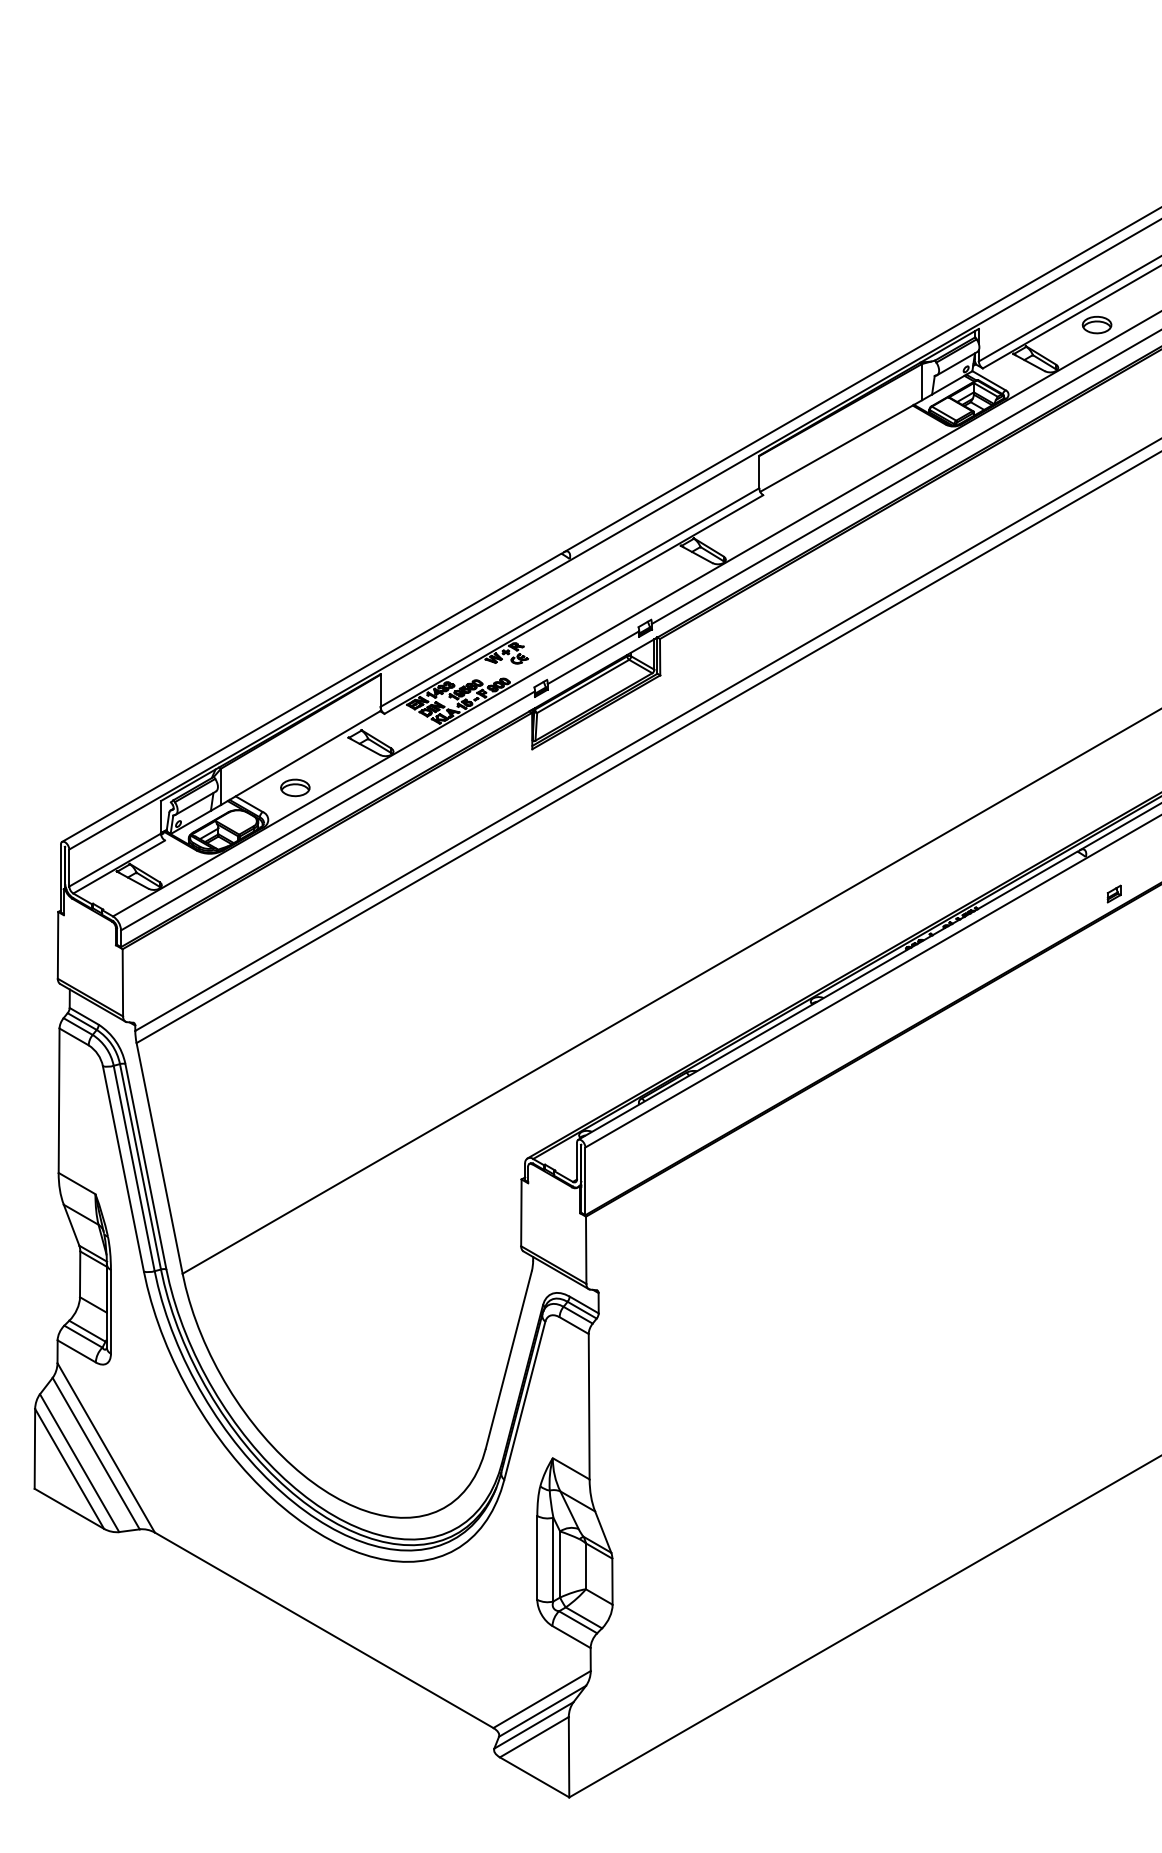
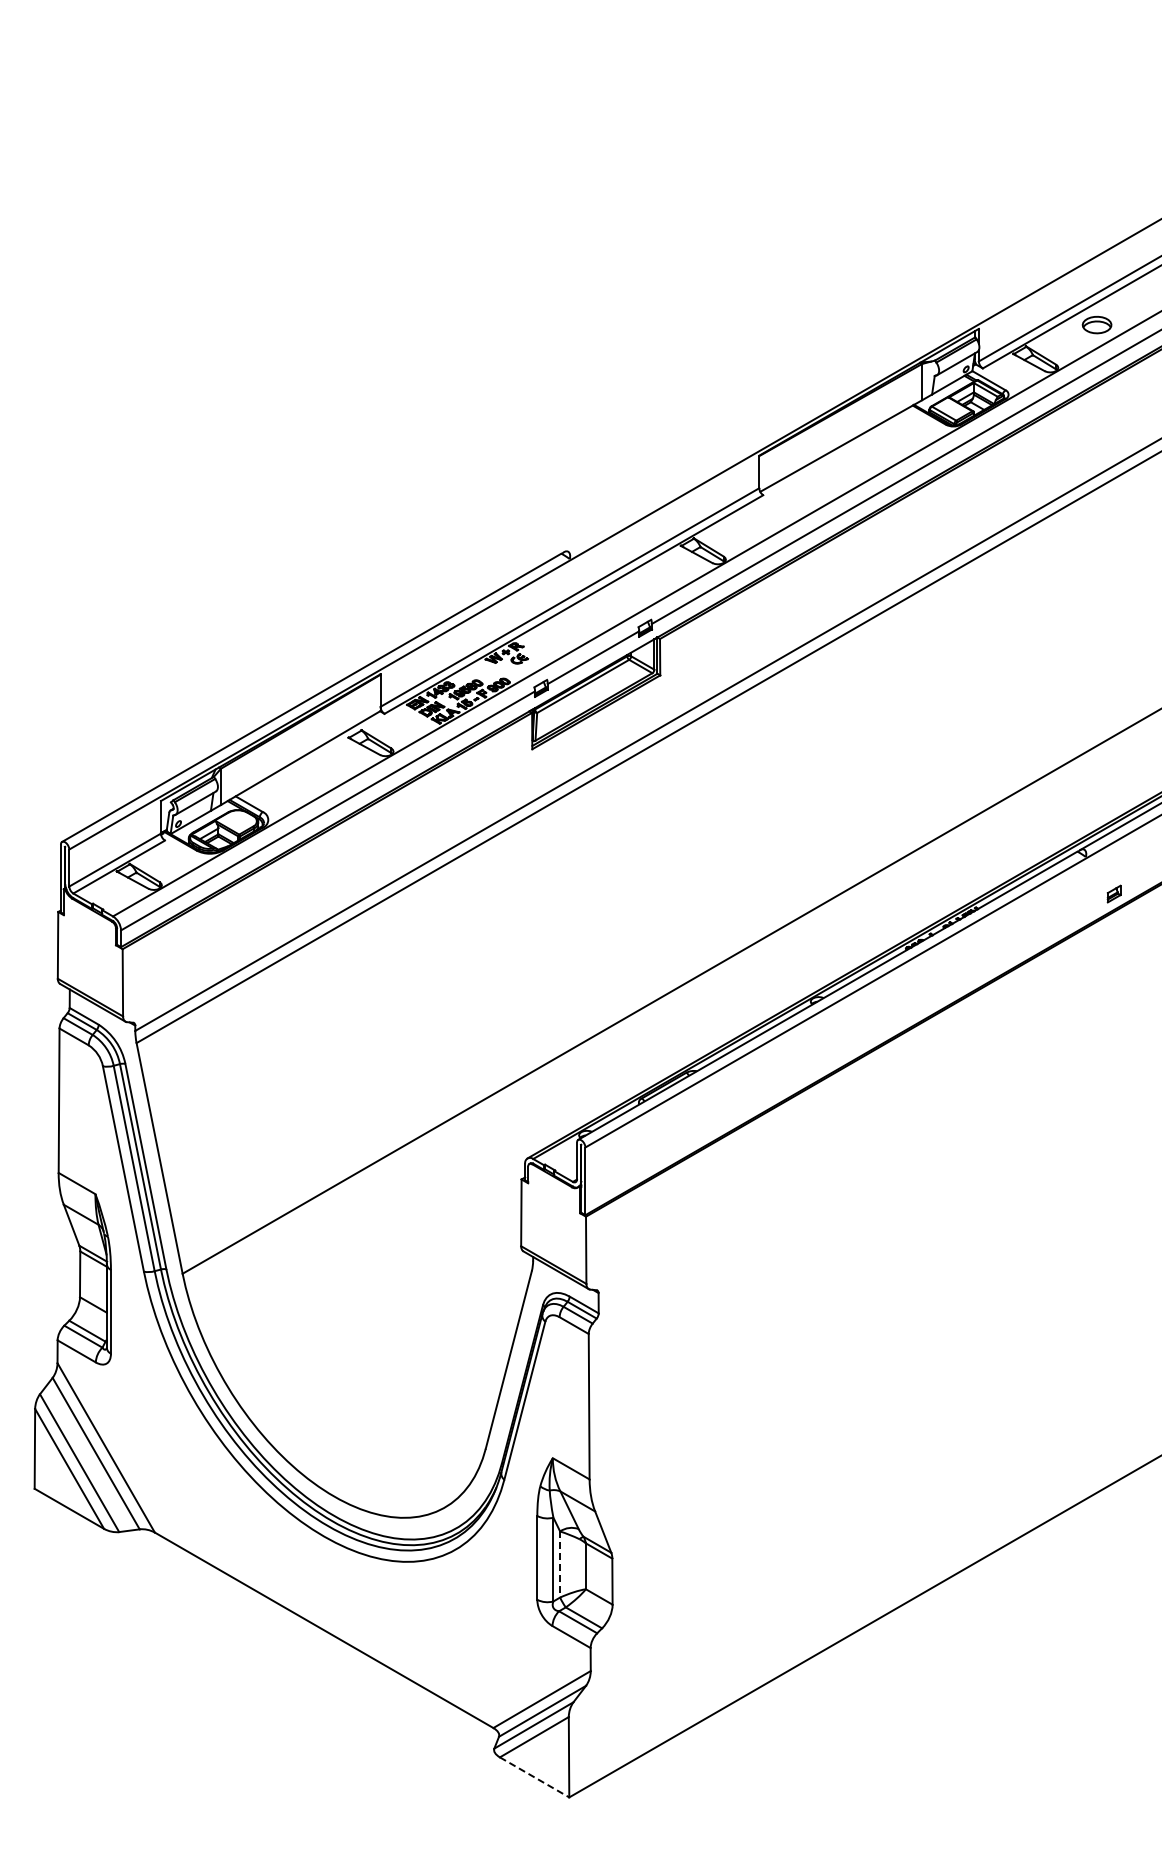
line: present -> none (861, 380)
part: present -> none (295, 787)
line: solid -> dashed (560, 1565)
line: solid -> dashed (535, 1777)
